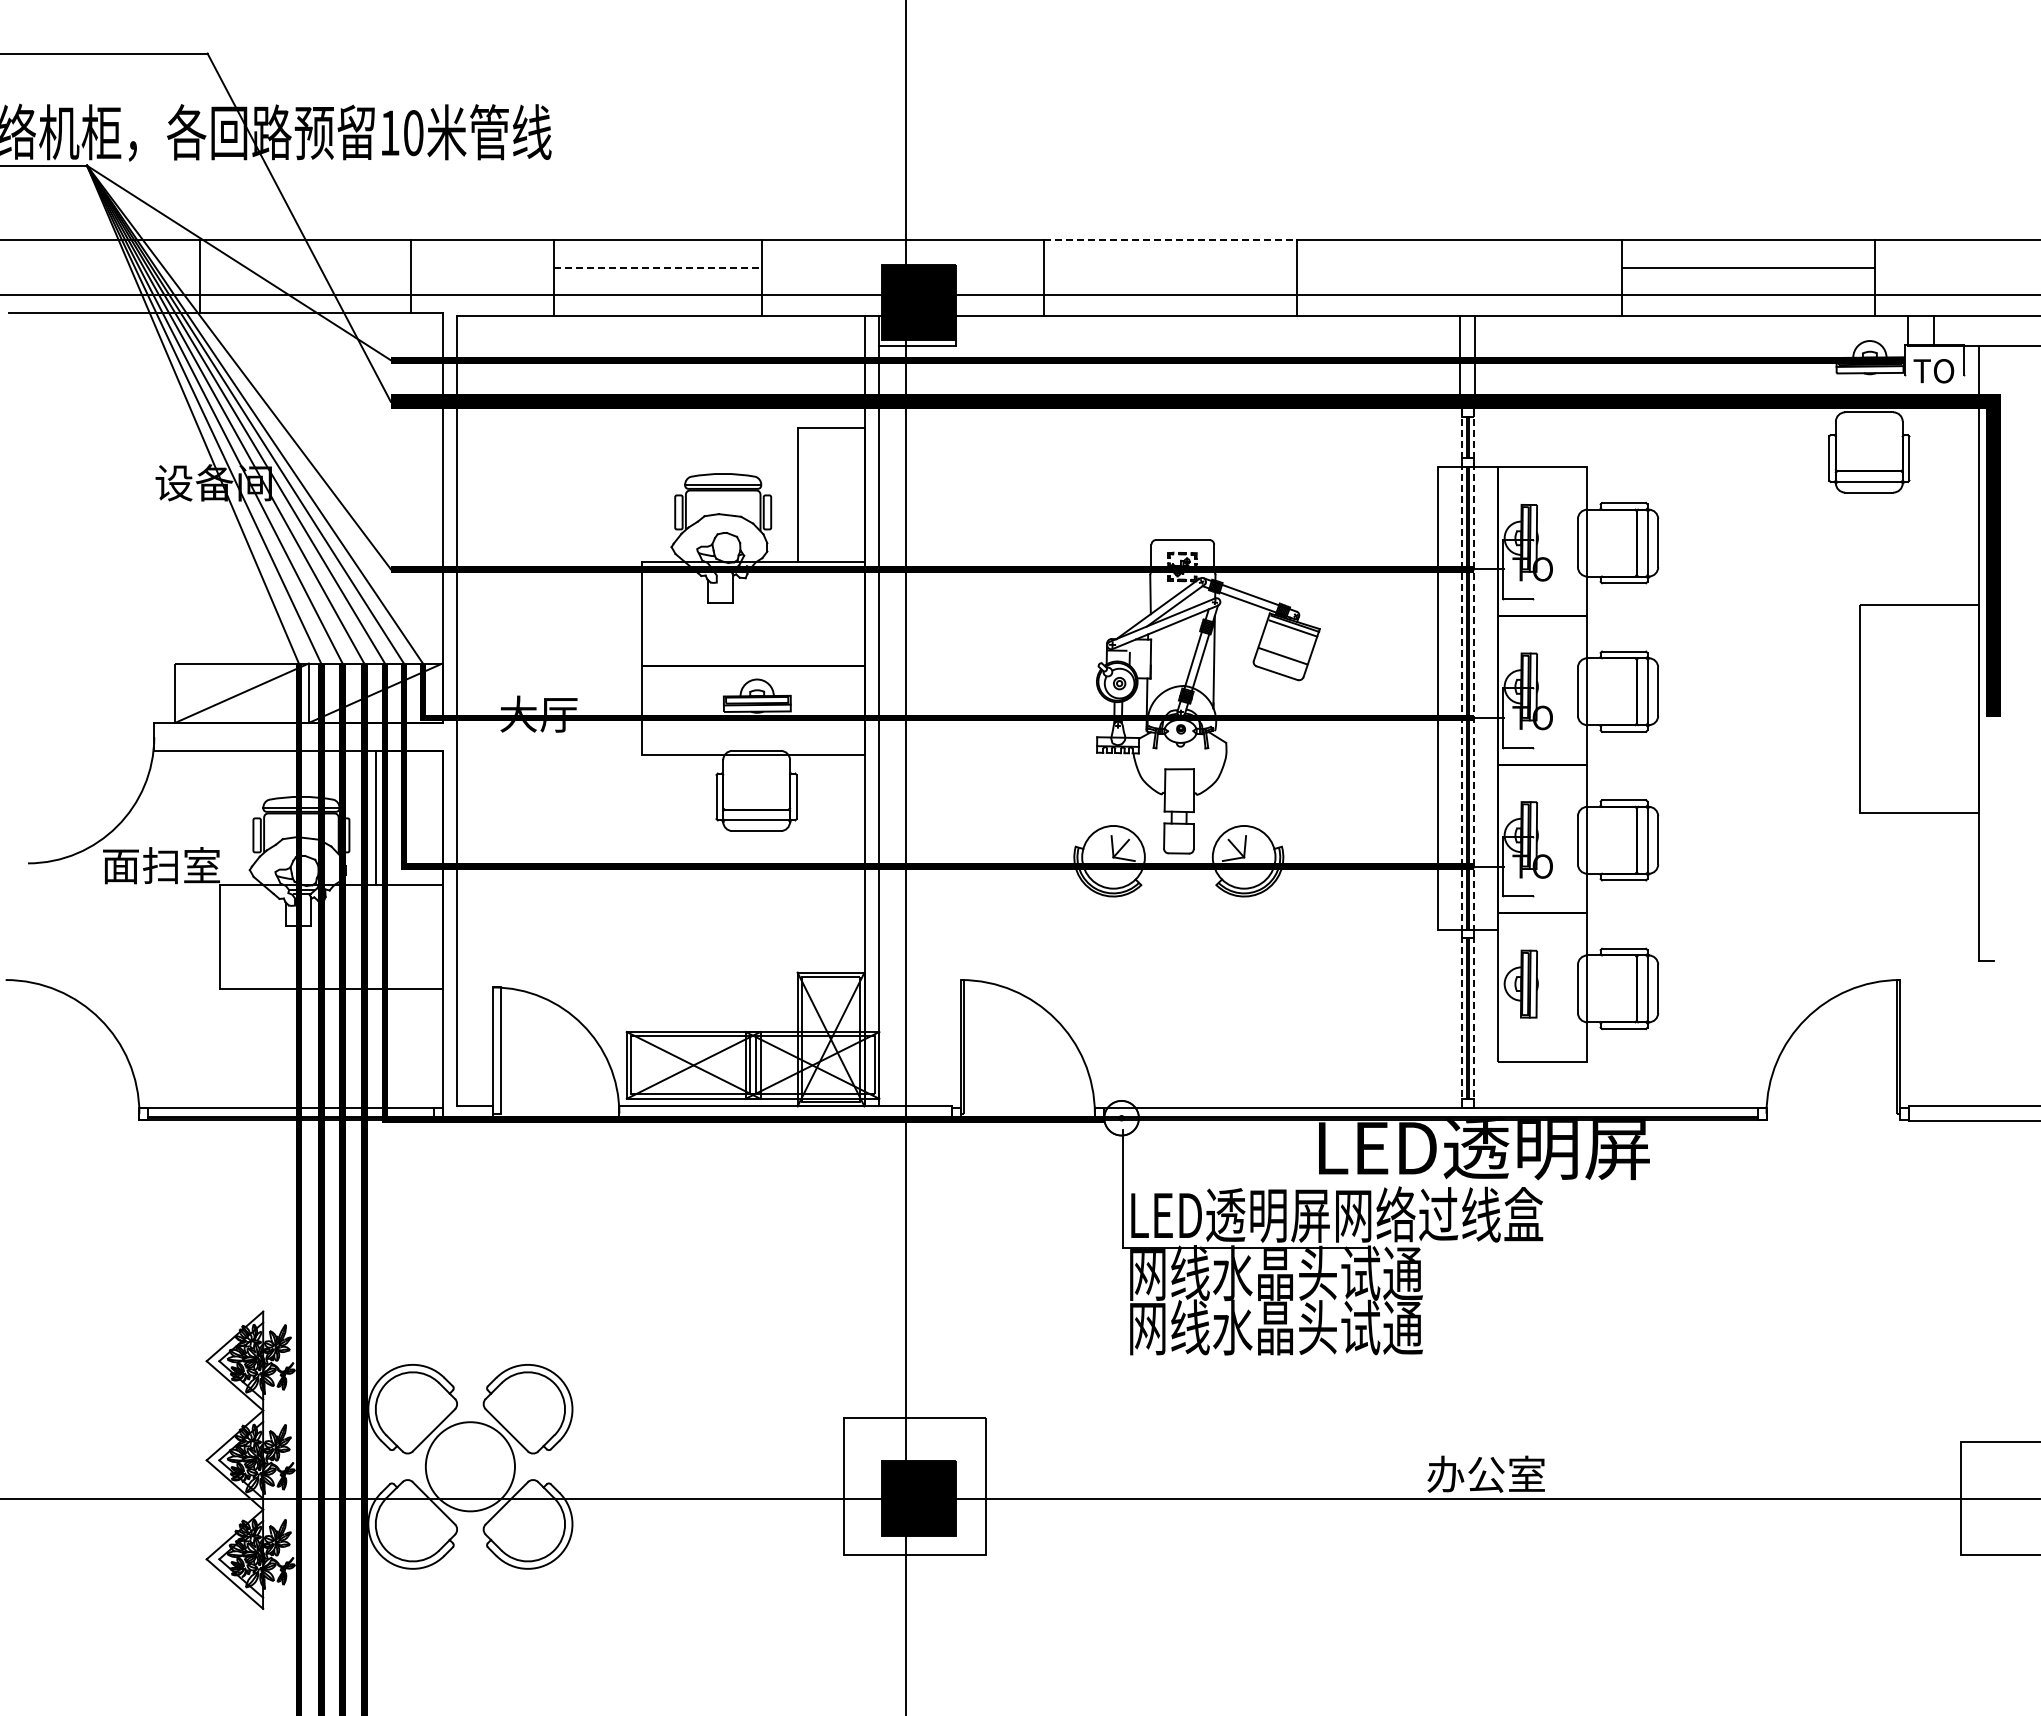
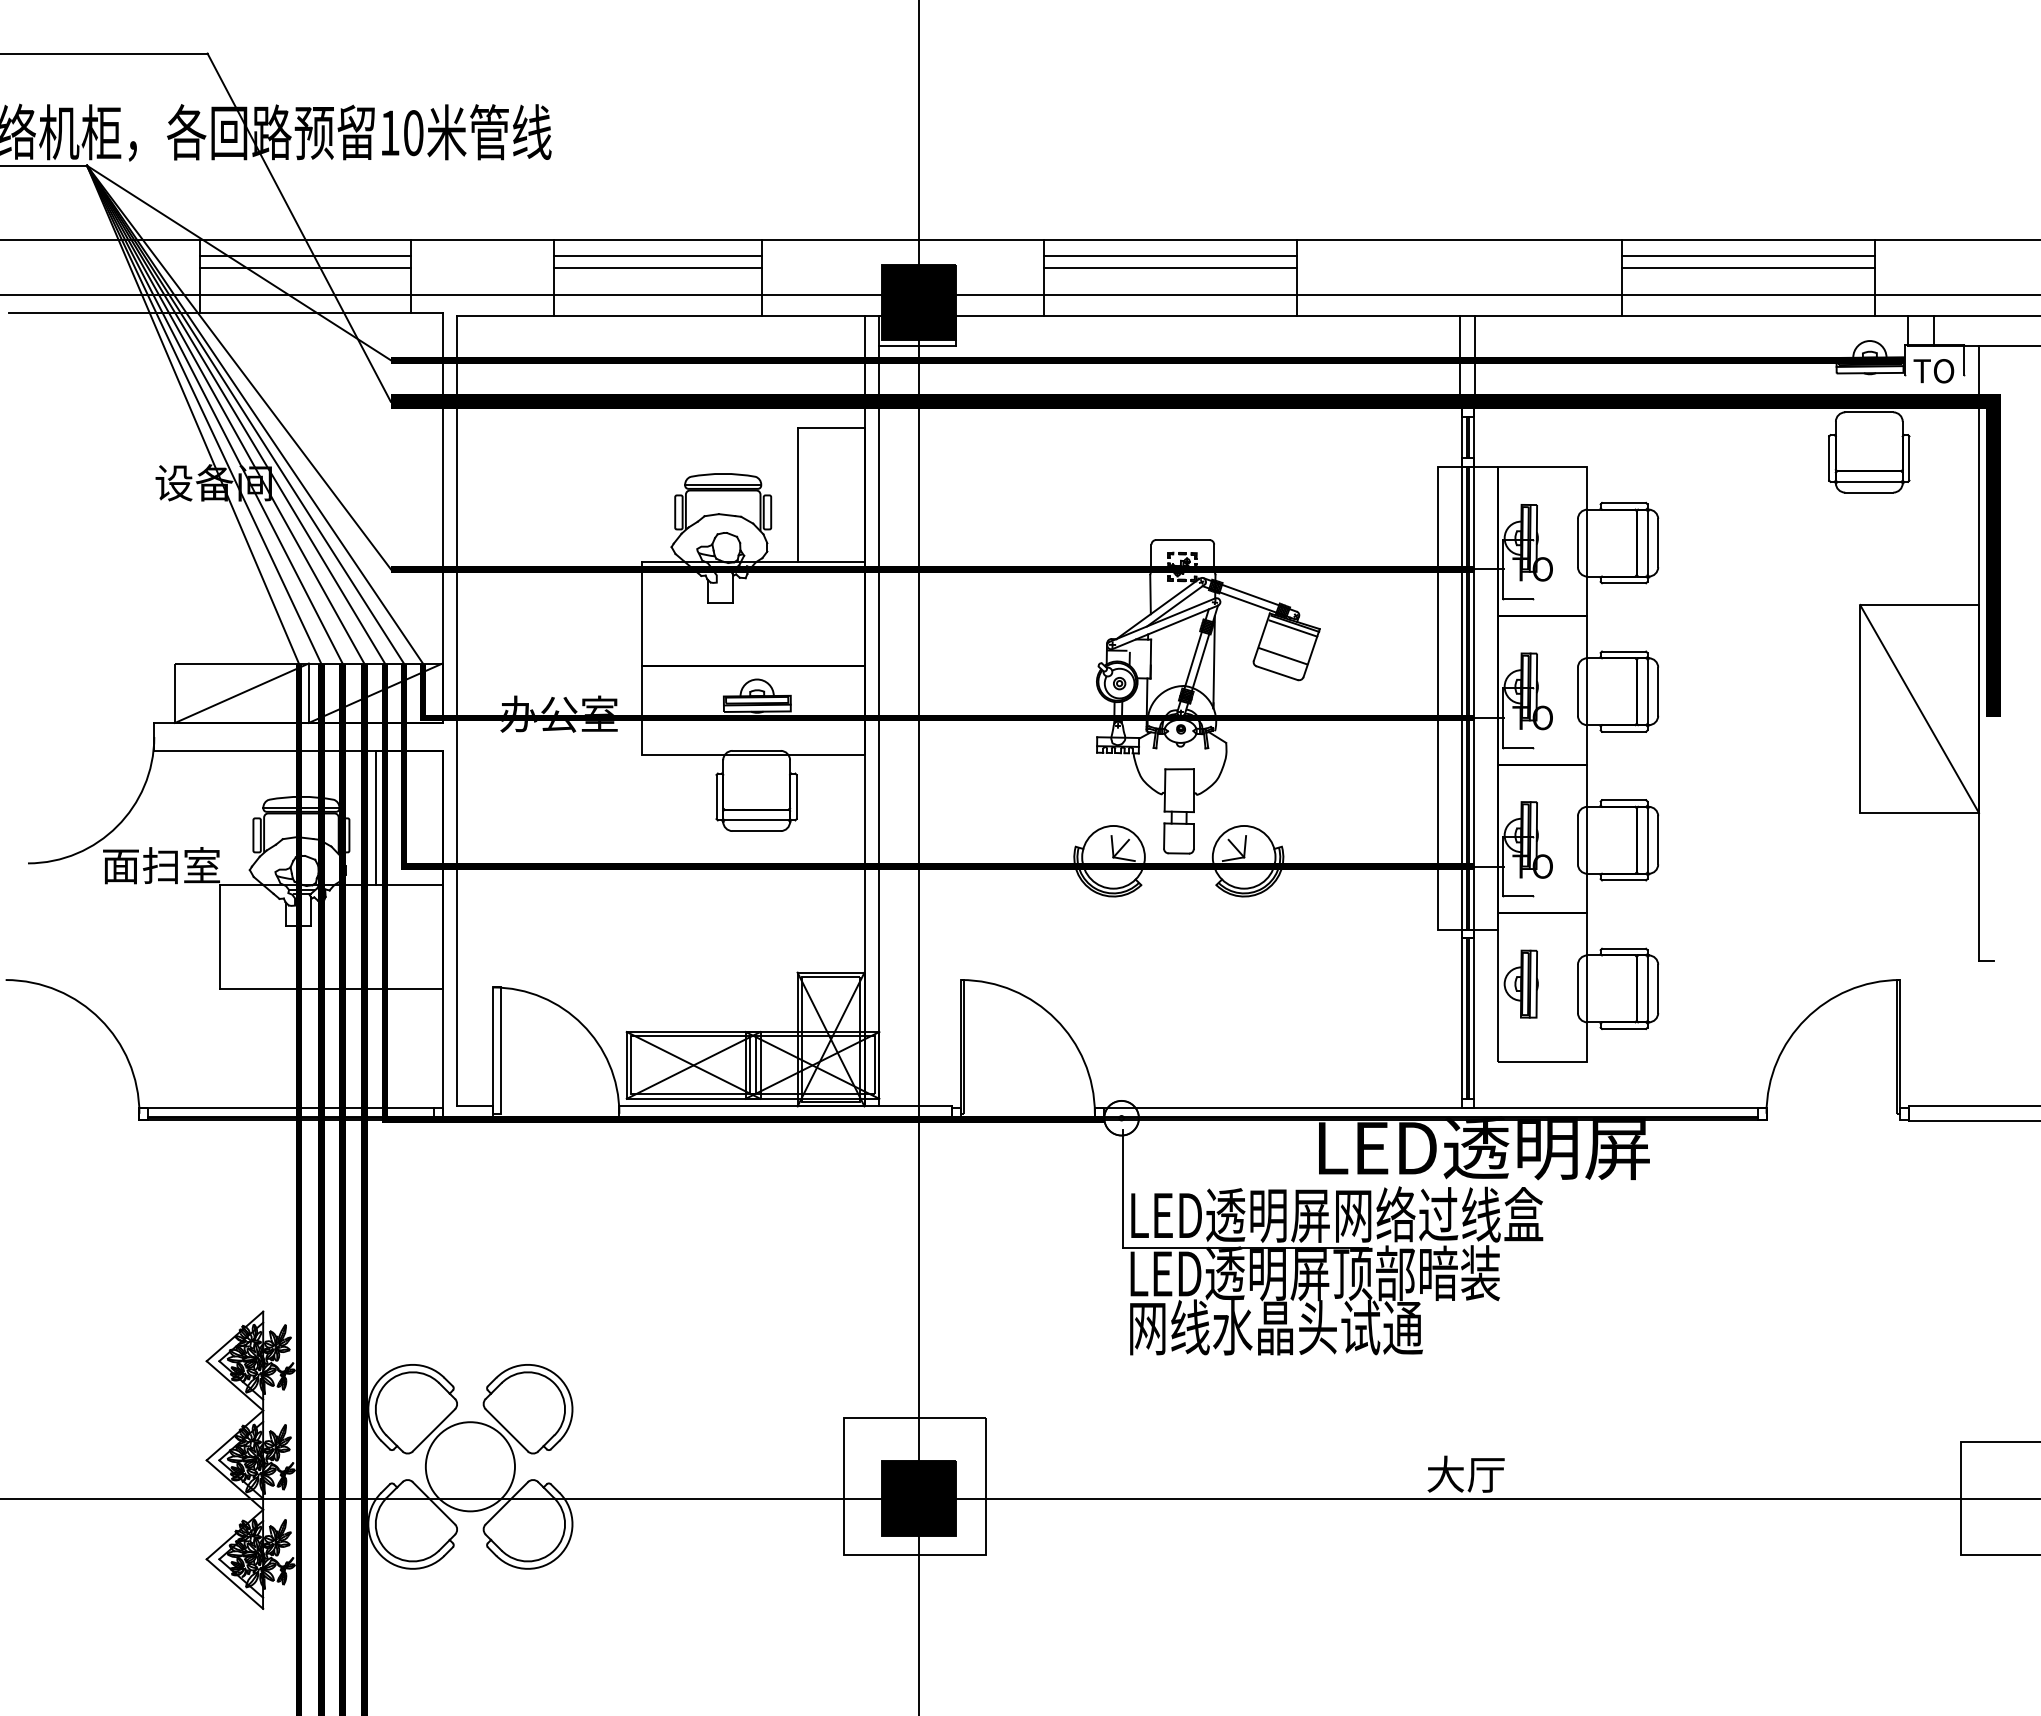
line: dashed -> solid (1171, 240)
line: none -> present (305, 256)
line: none -> present (658, 256)
line: none -> present (1170, 256)
line: none -> present (1748, 256)
line: none -> present (305, 268)
line: dashed -> solid (658, 268)
line: none -> present (1170, 268)
line: none -> present (1919, 708)
text: 大厅 -> 办公室 (558, 713)
line: dashed -> solid (1461, 753)
line: dashed -> solid (1473, 753)
line position: (905, 857) -> (918, 857) (918, 857)
text: 网线水晶头试通 -> LED透明屏顶部暗装 (1315, 1273)
text: 办公室 -> 大厅 (1485, 1473)
